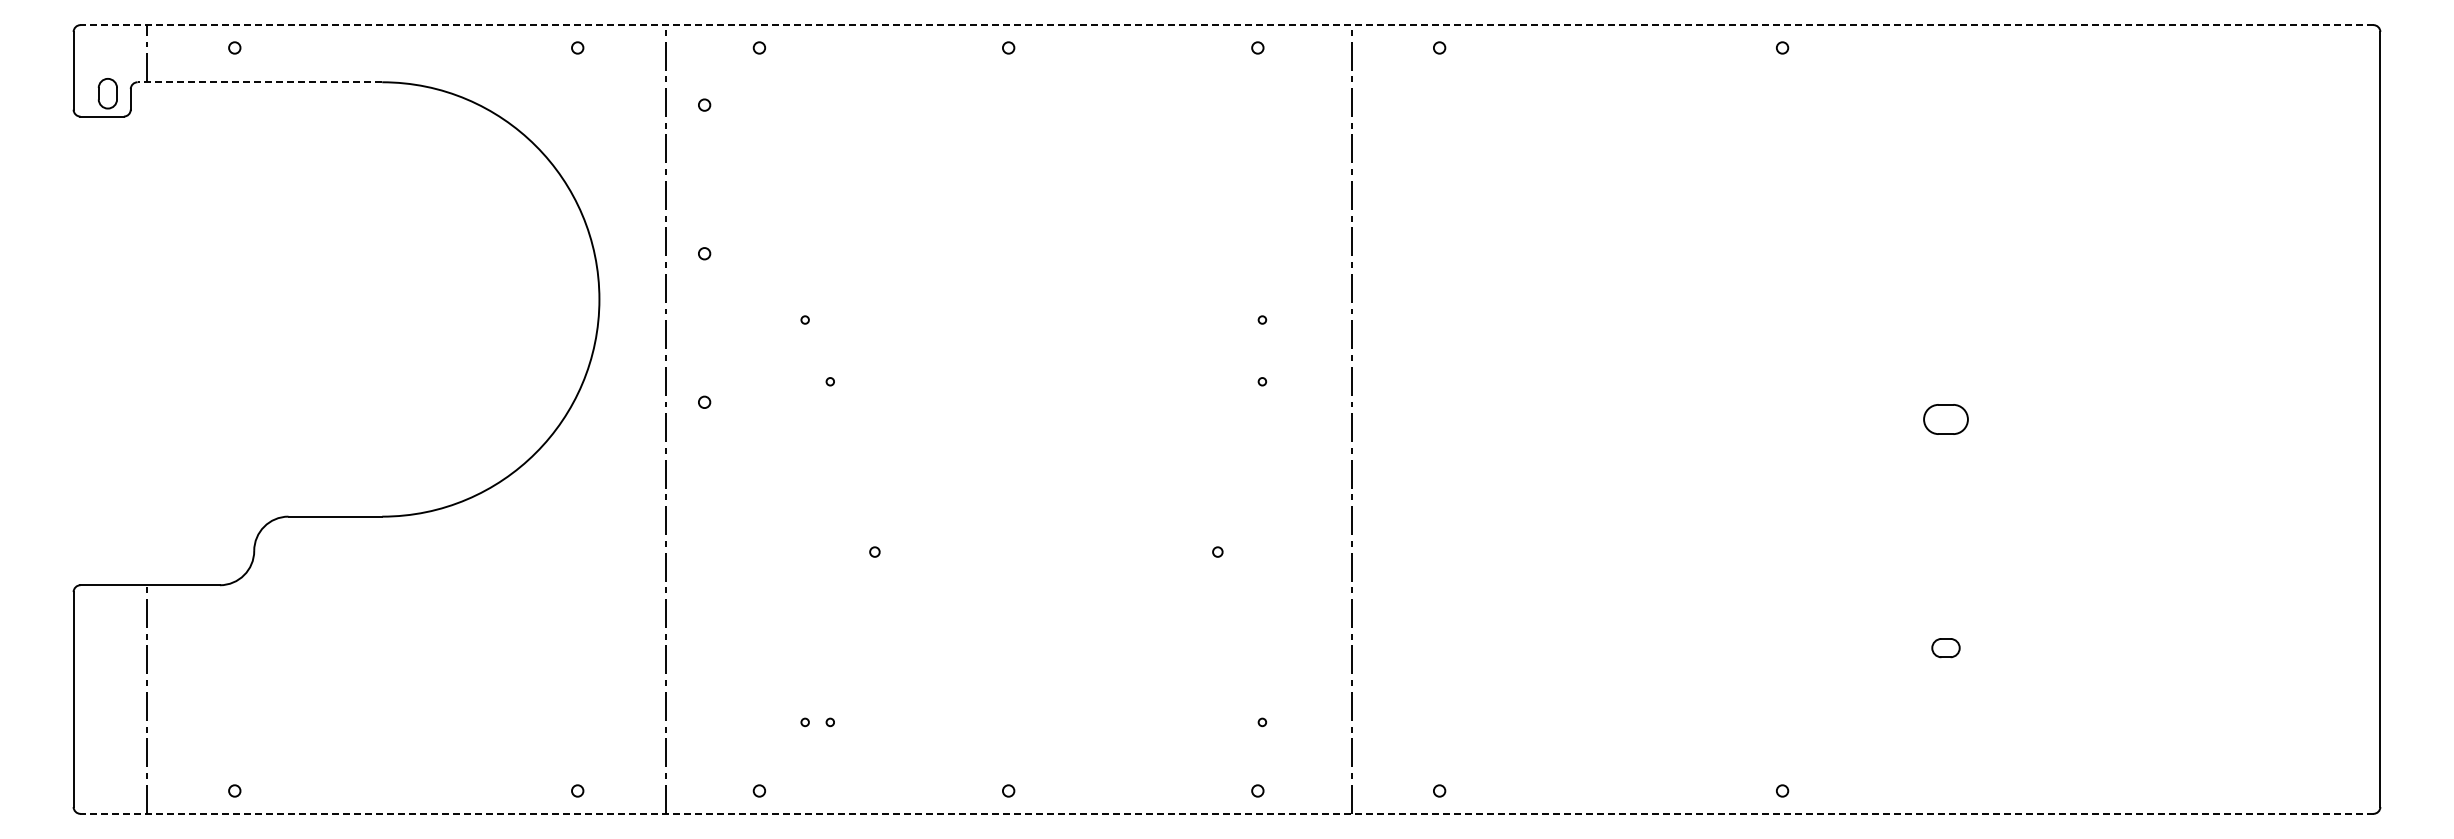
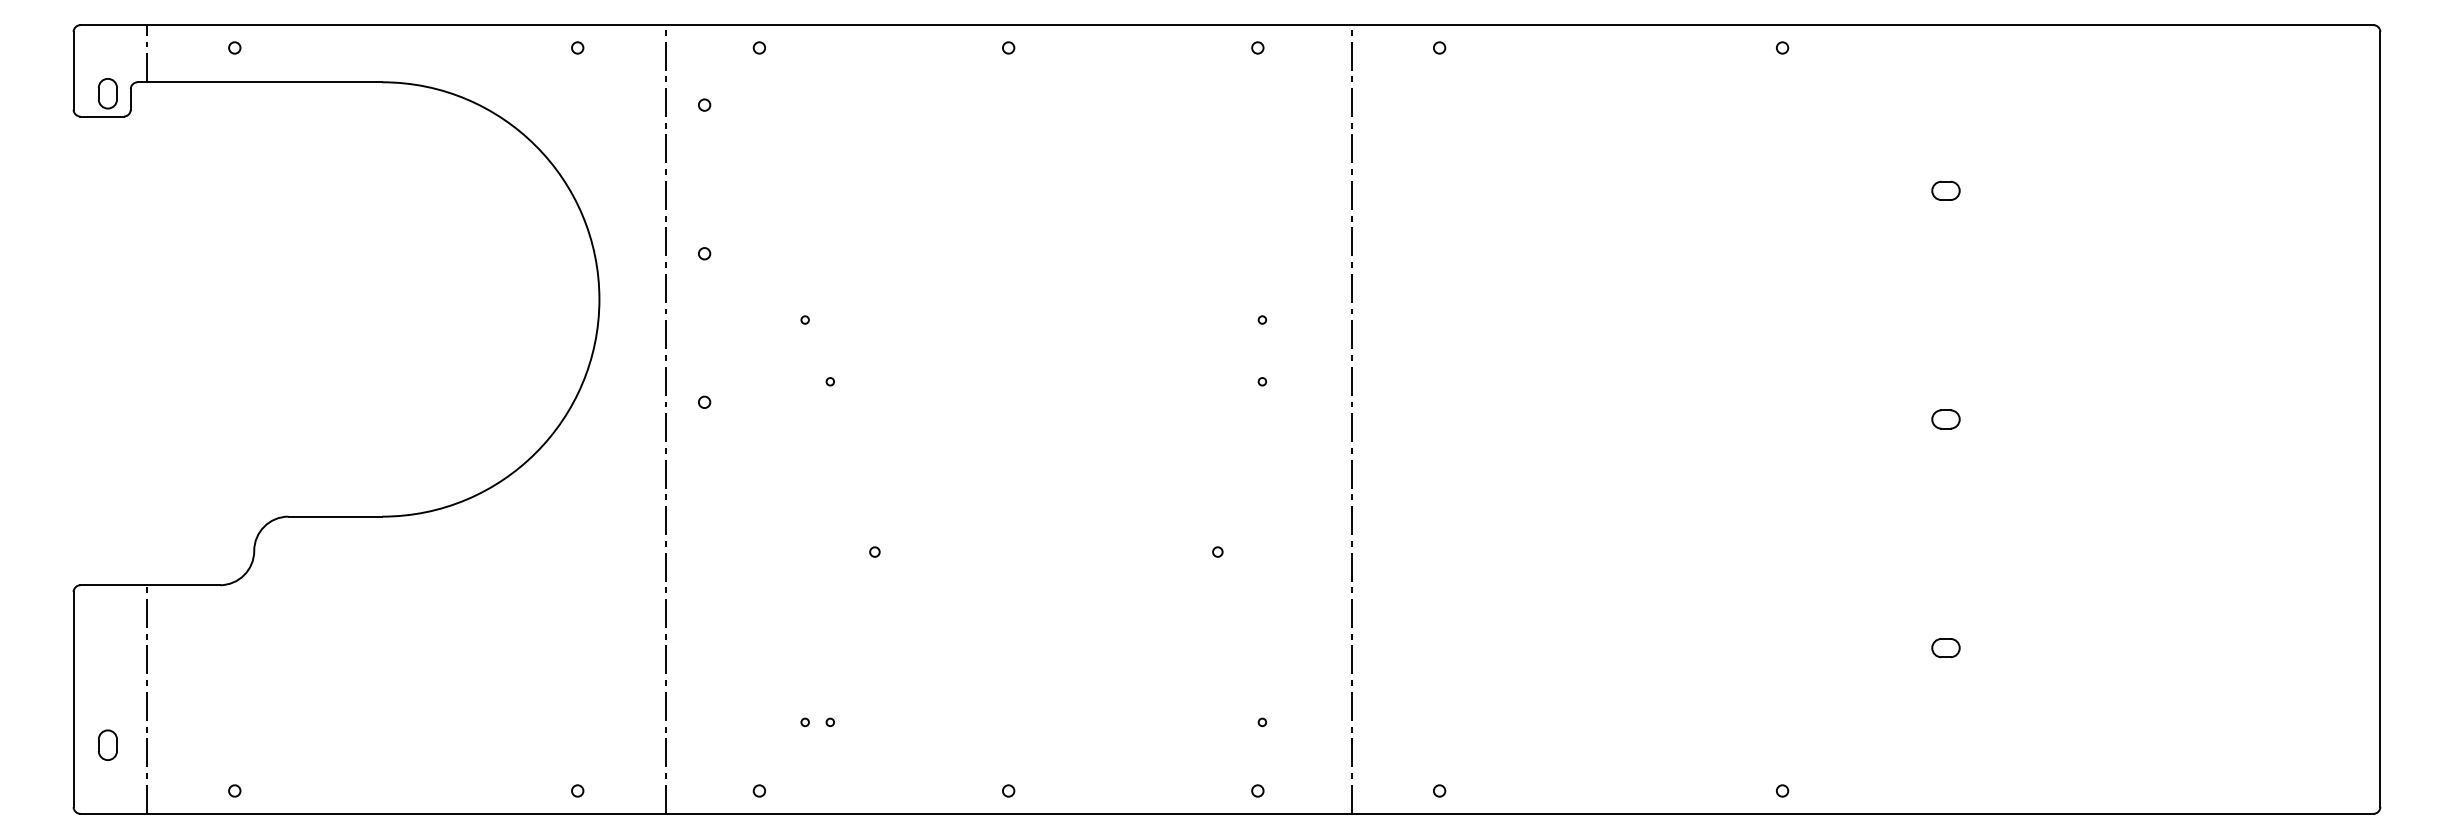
line: dashed -> solid (1226, 25)
line: dashed -> solid (259, 82)
part: none -> present (1945, 190)
part size: 46x31 px -> 30x21 px (1945, 419)
part: none -> present (107, 744)
line: dashed -> solid (1226, 813)
